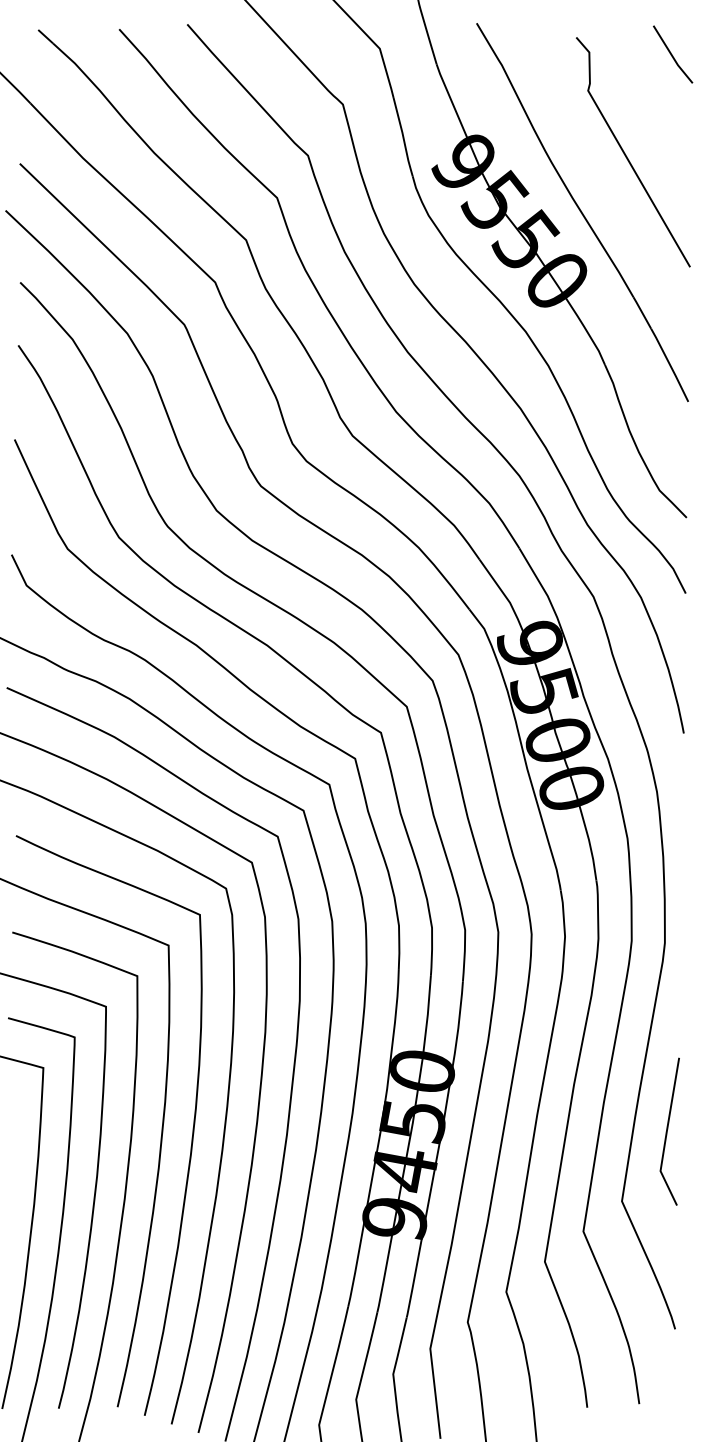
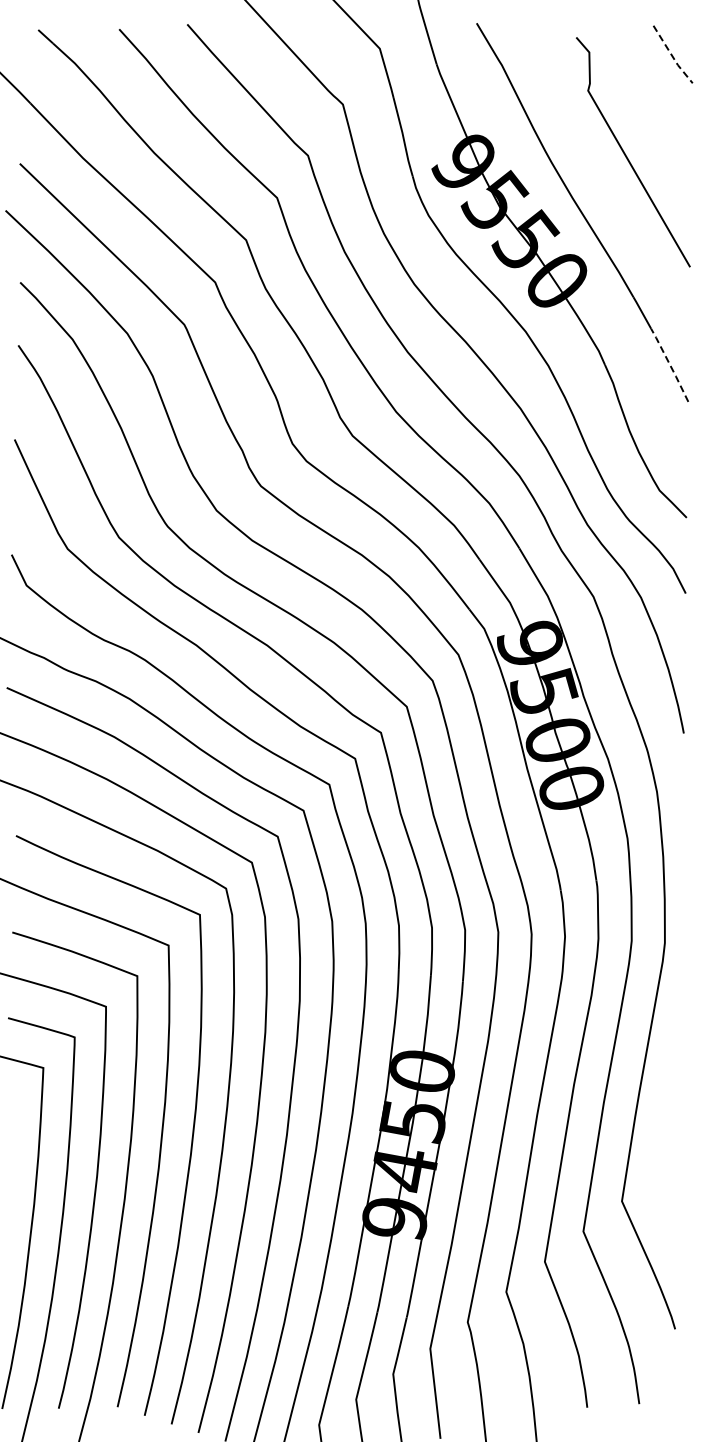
line: solid -> dashed (672, 56)
line: solid -> dashed (670, 364)
line: present -> none (667, 1131)
